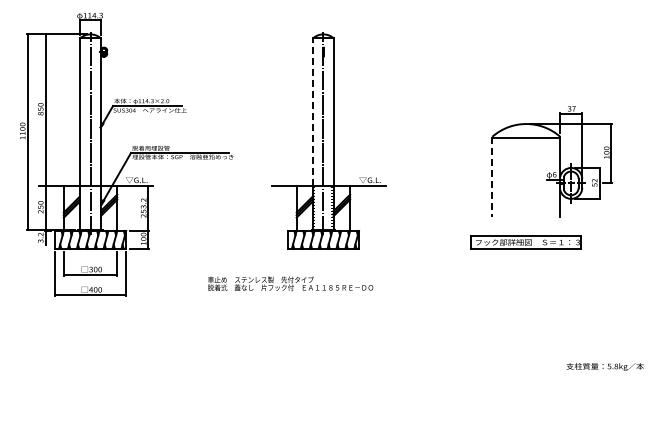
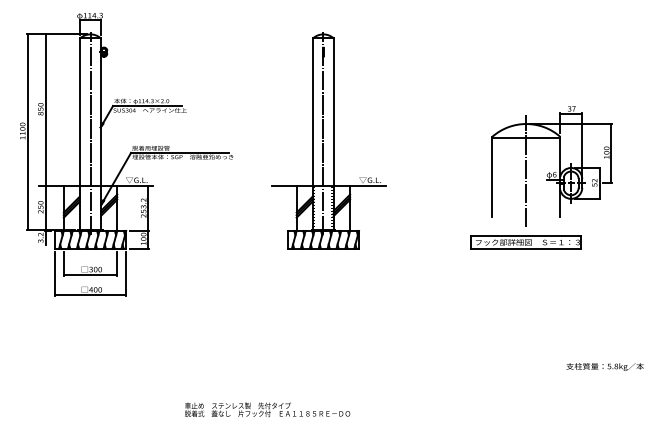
line: dashed -> solid (313, 112)
line: none -> present (526, 170)
line: dashed -> solid (492, 176)
text position: (290, 283) -> (267, 409) (267, 409)
